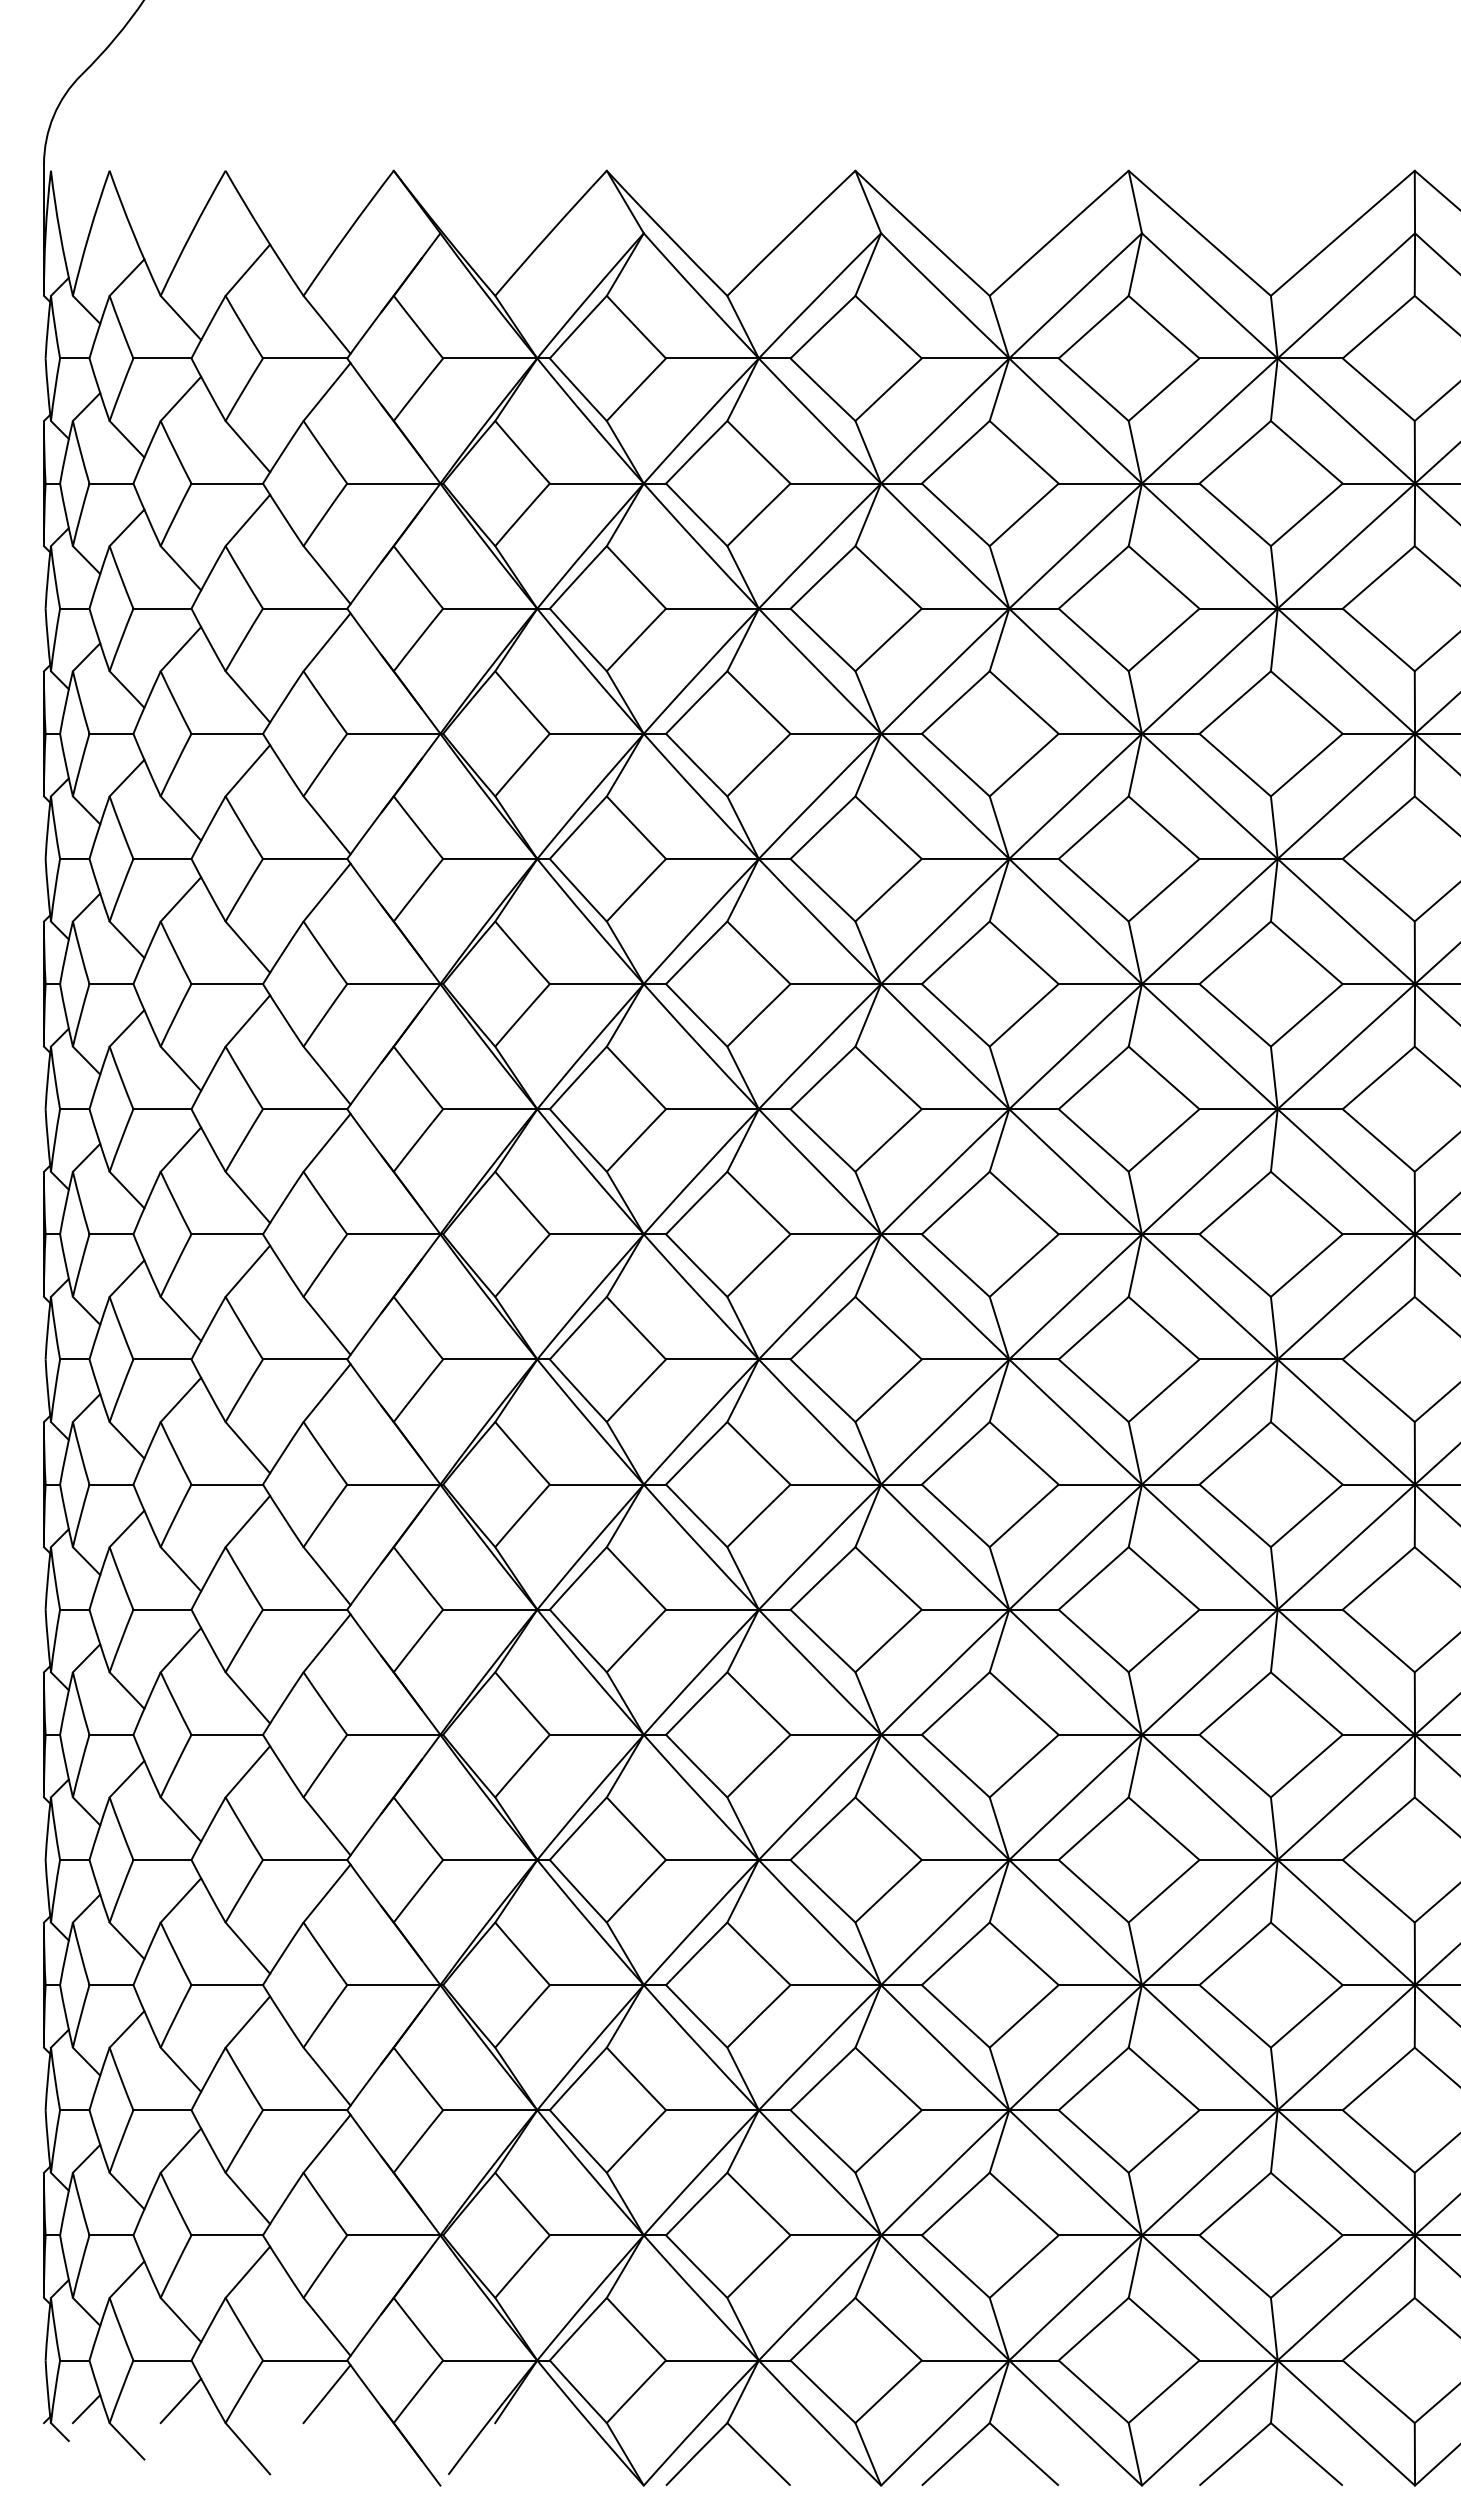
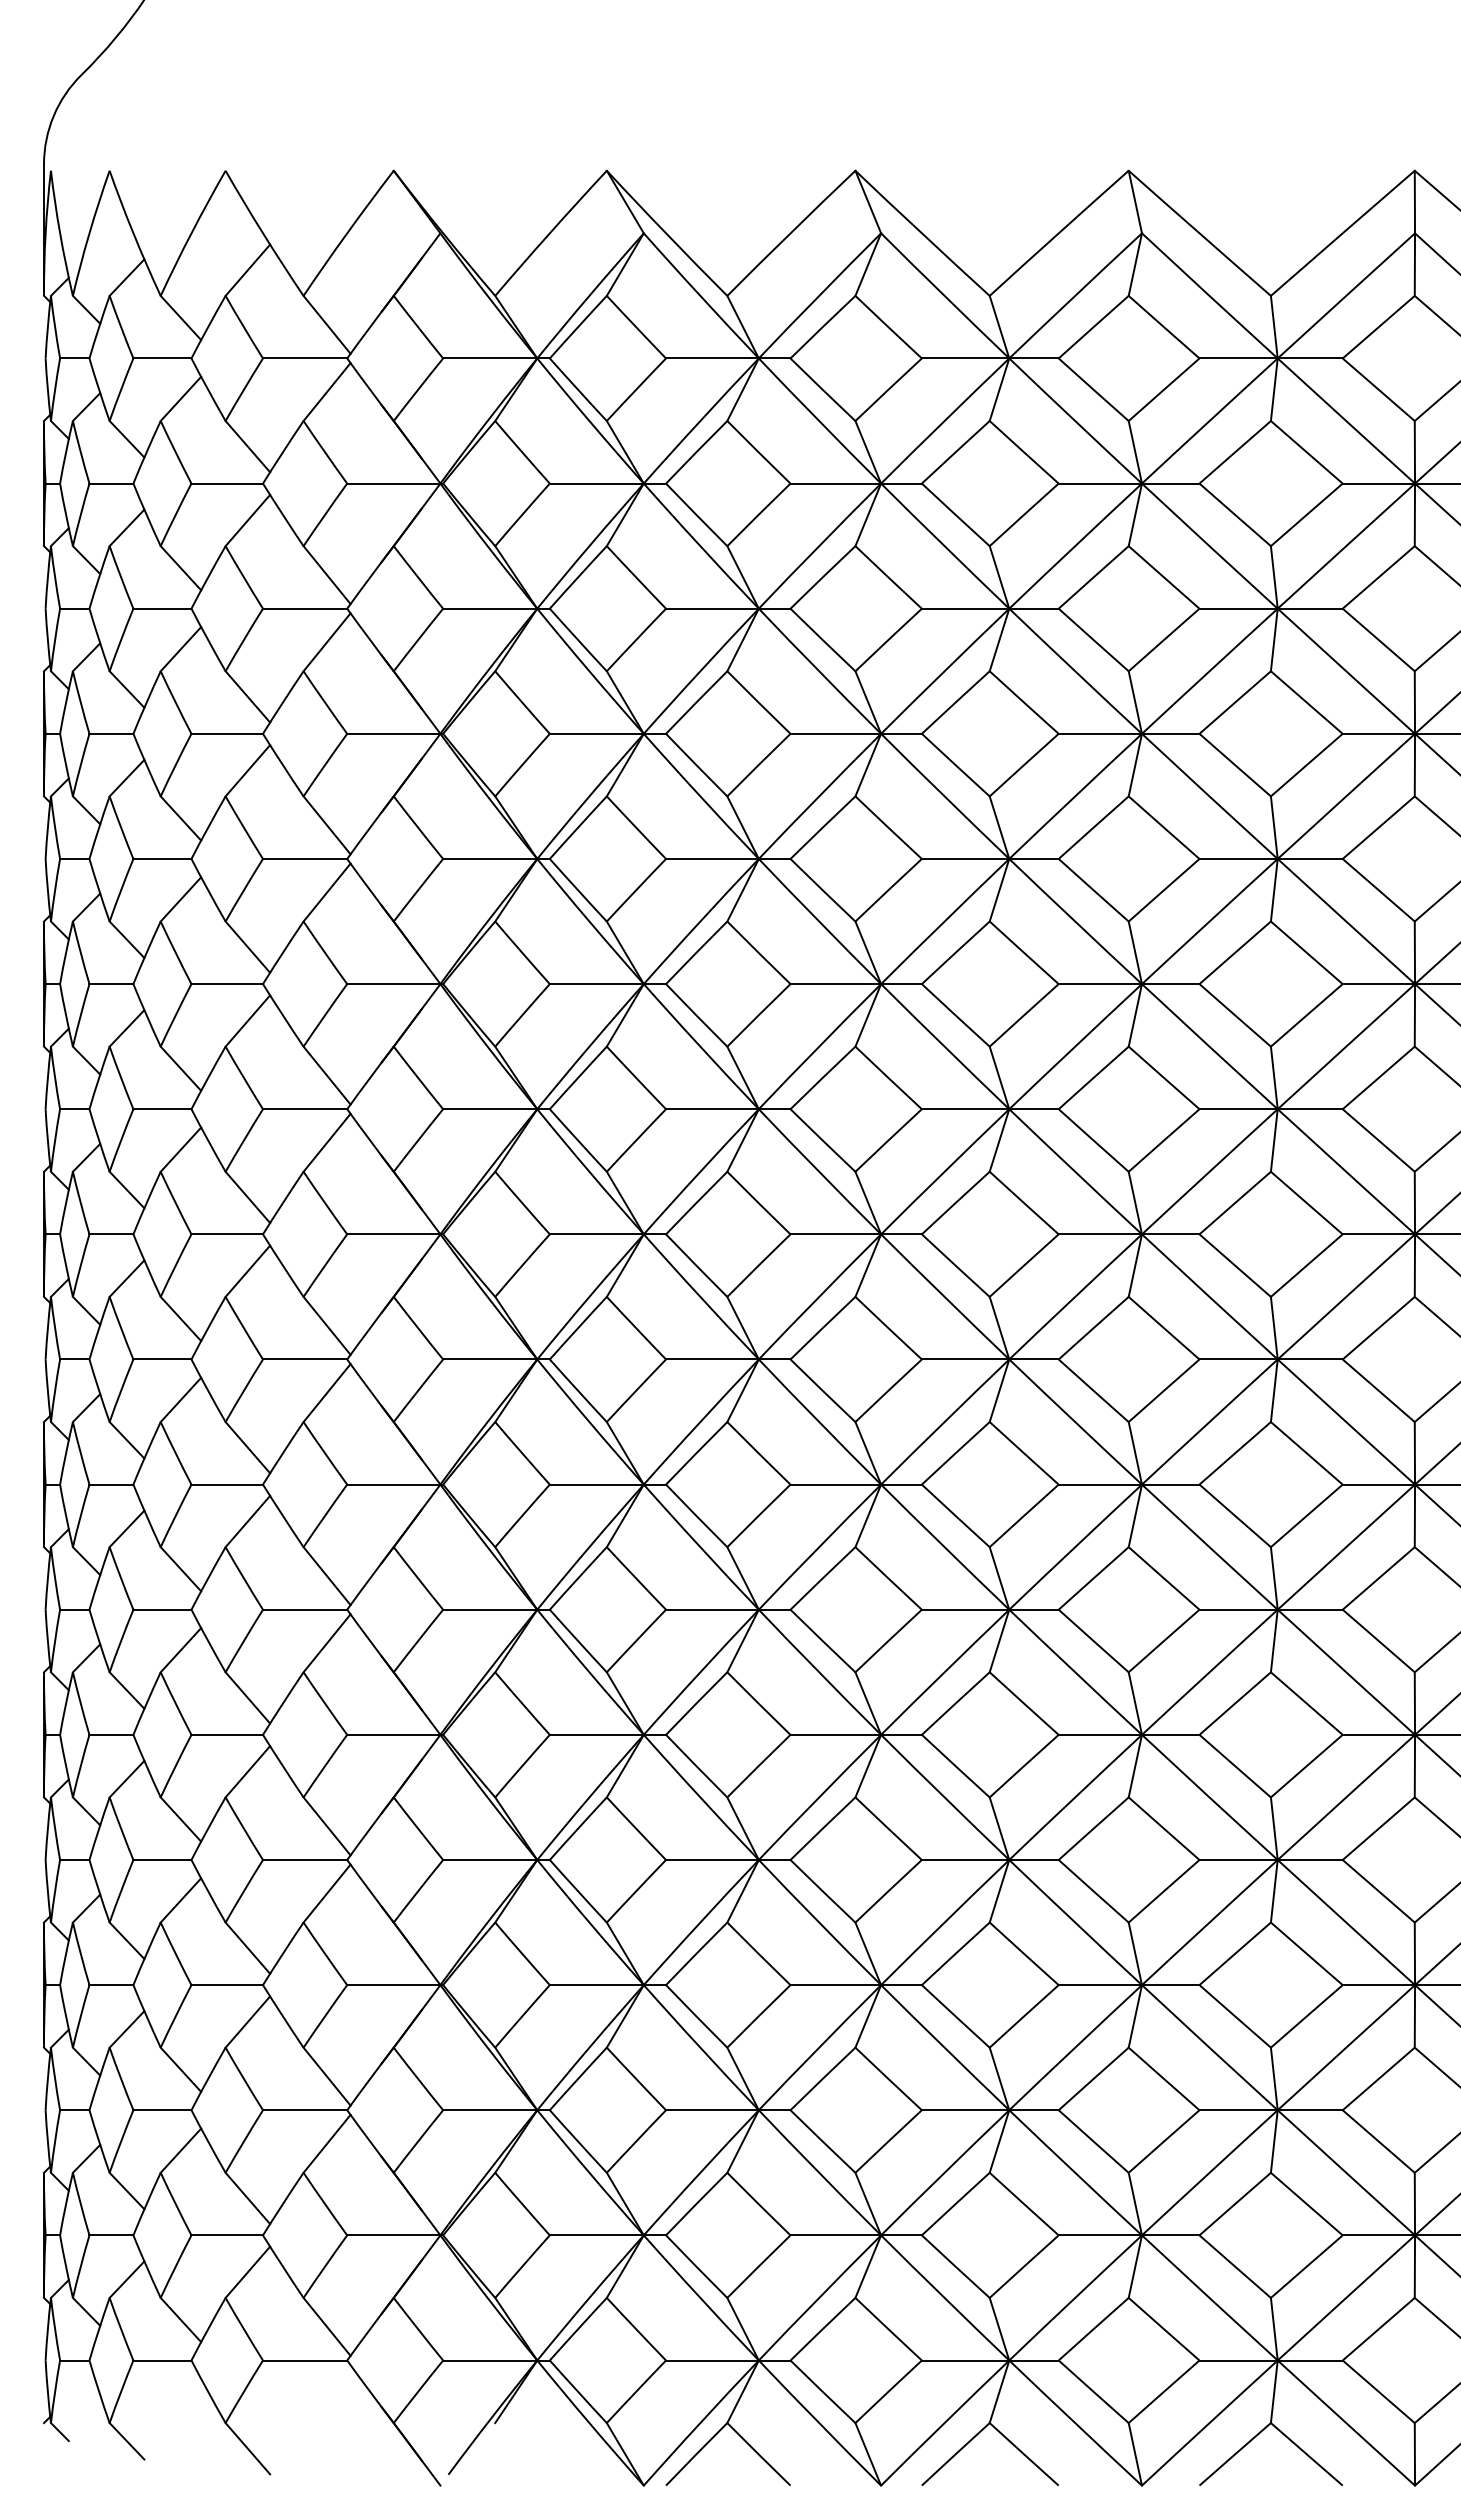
line: present -> none (326, 2394)
line: present -> none (180, 2400)
line: present -> none (86, 2409)
